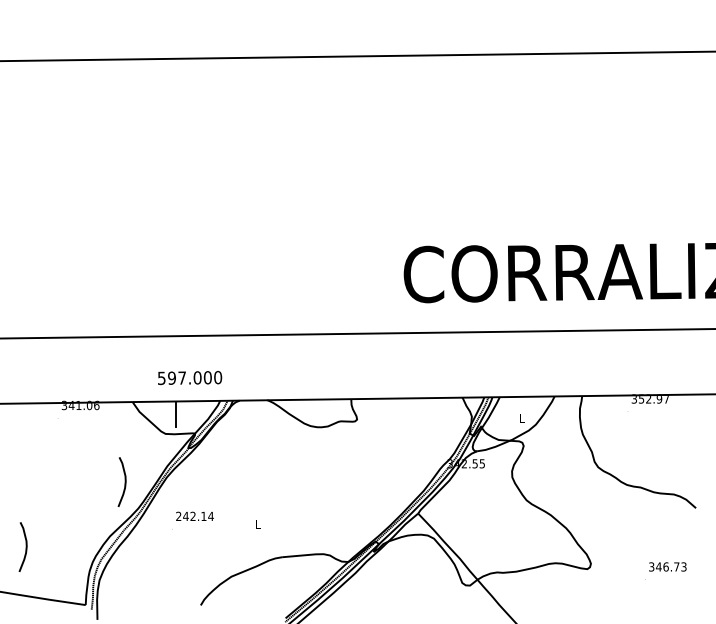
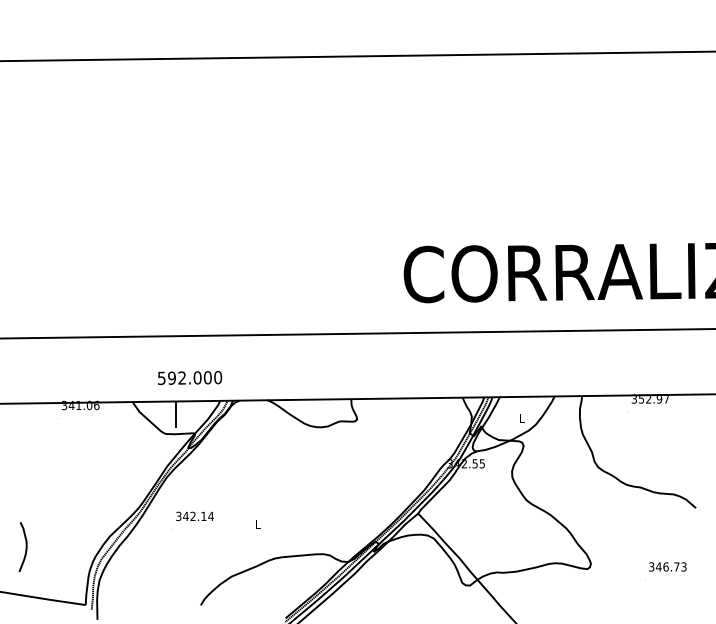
text: 597.000 -> 592.000 (181, 377)
curve: present -> none (124, 481)
text: 242.14 -> 342.14 (178, 516)
